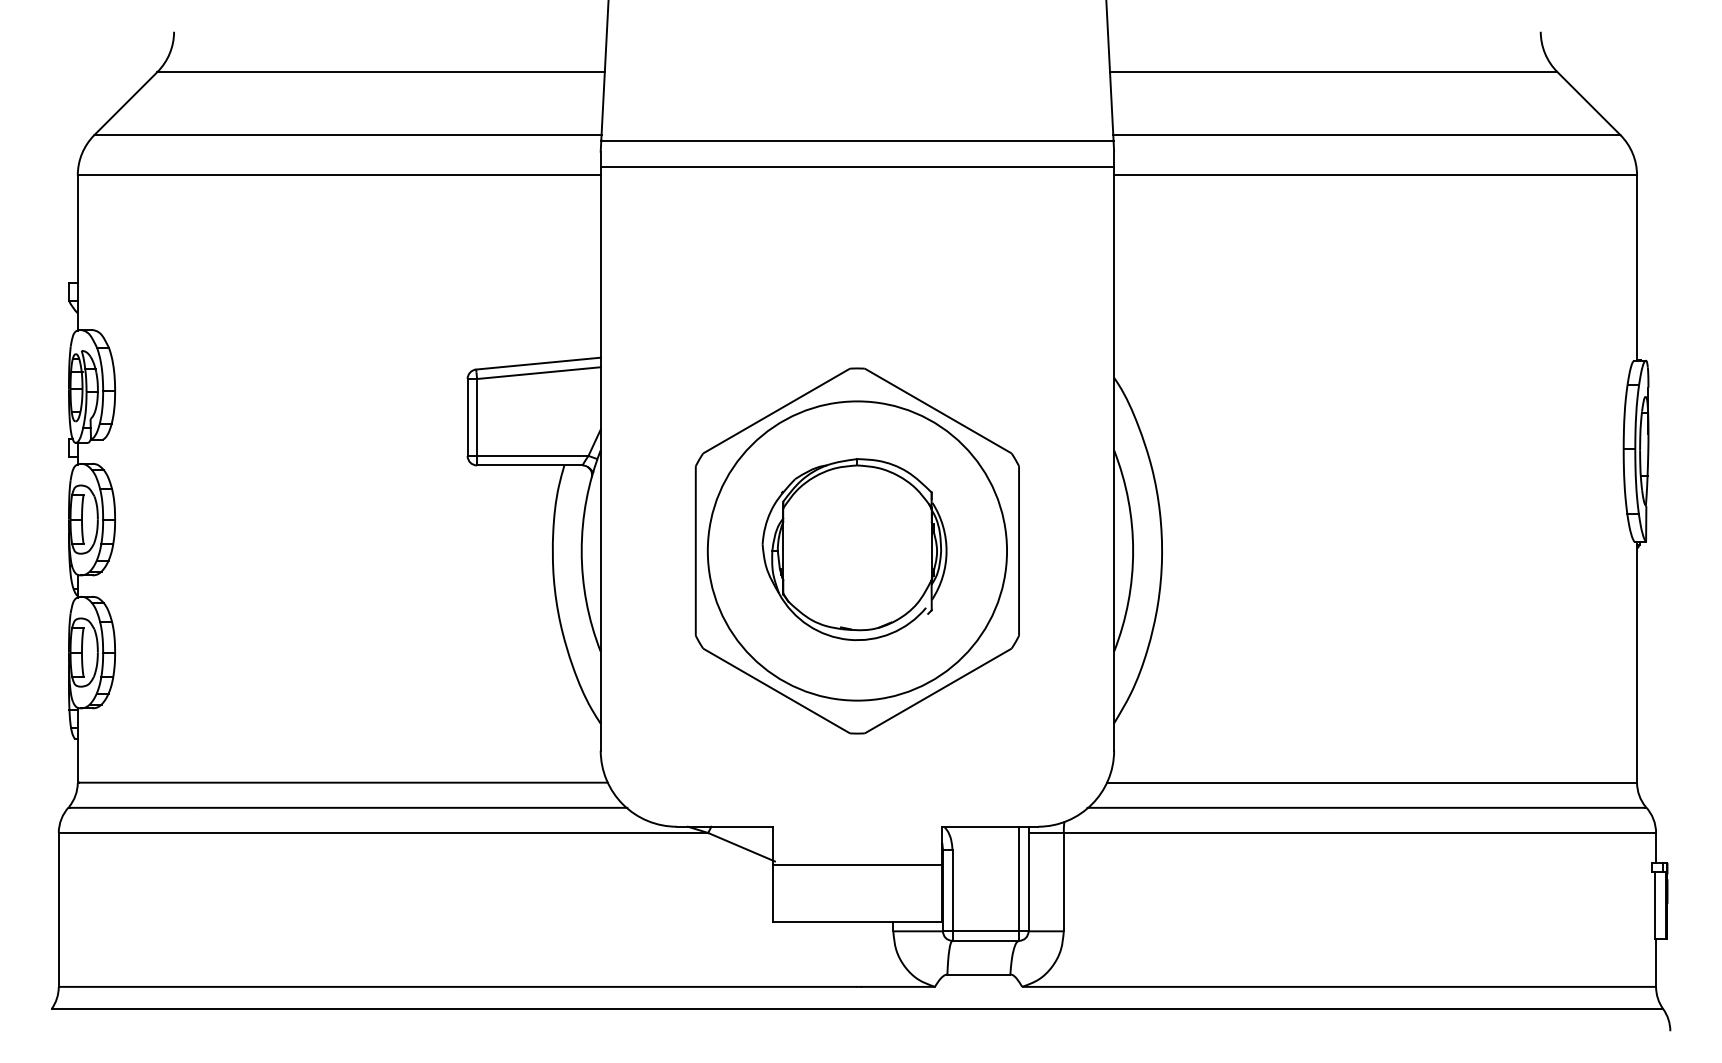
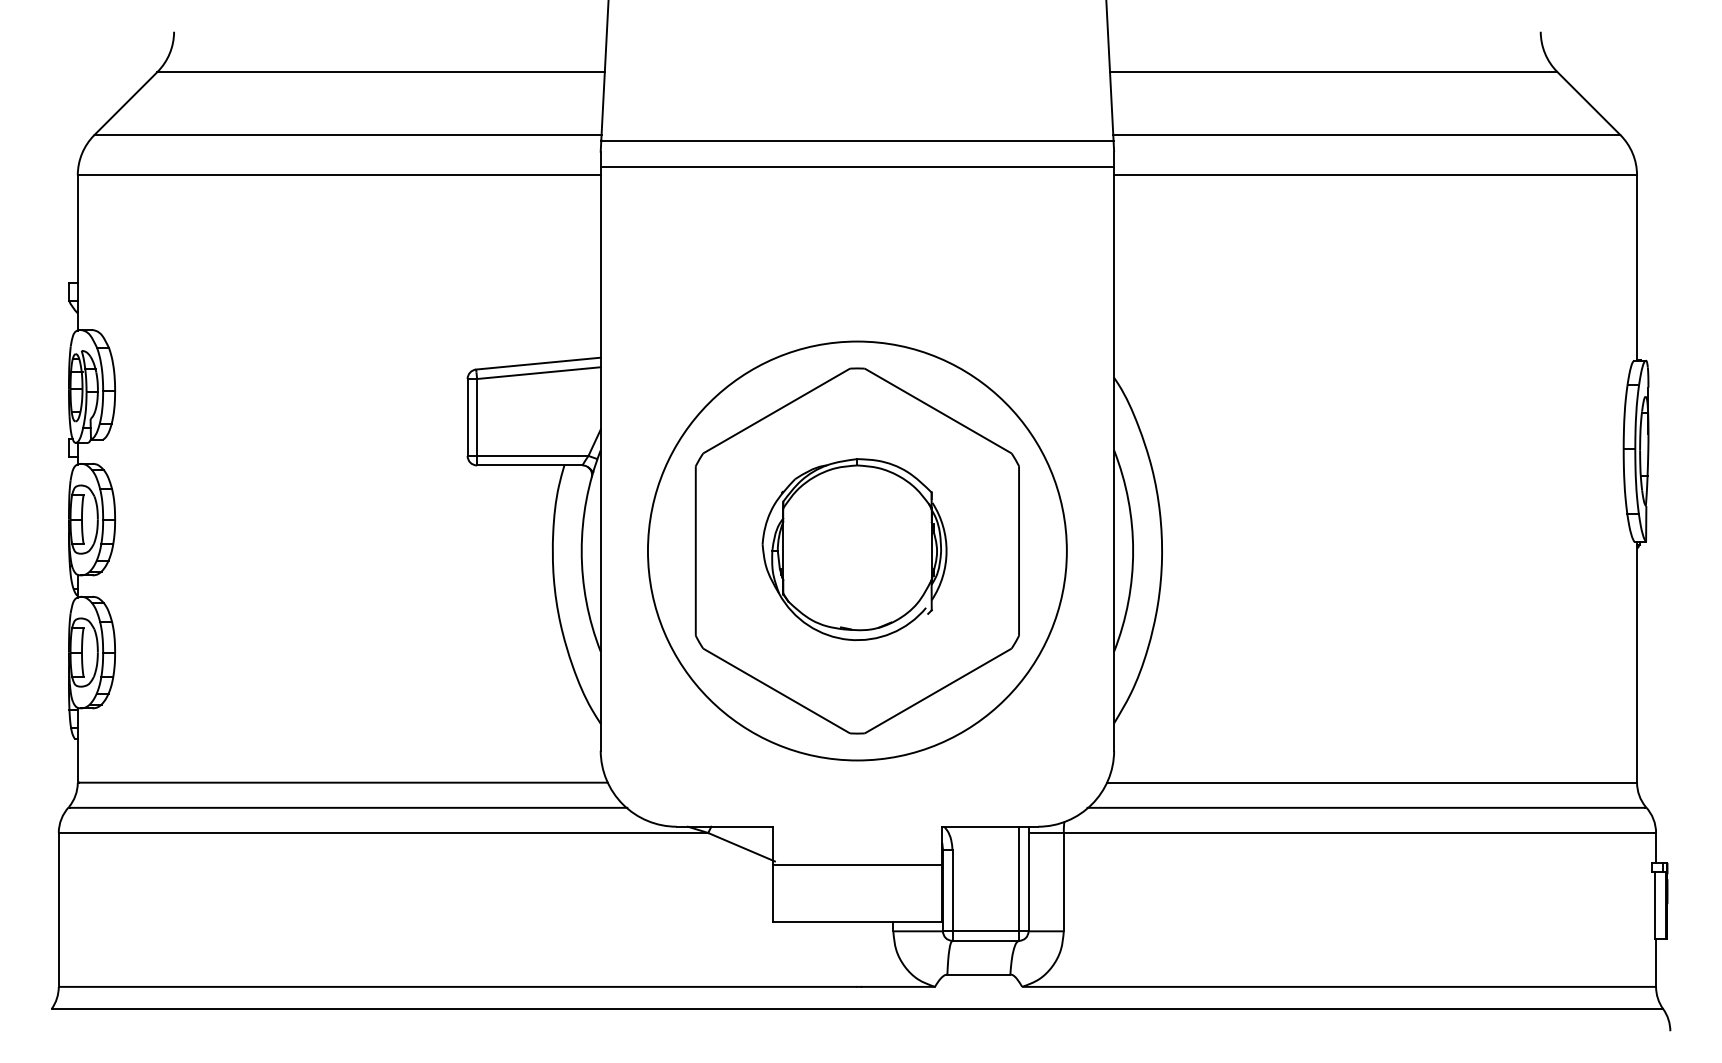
circle diameter: 299 px -> 419 px (856, 550)
